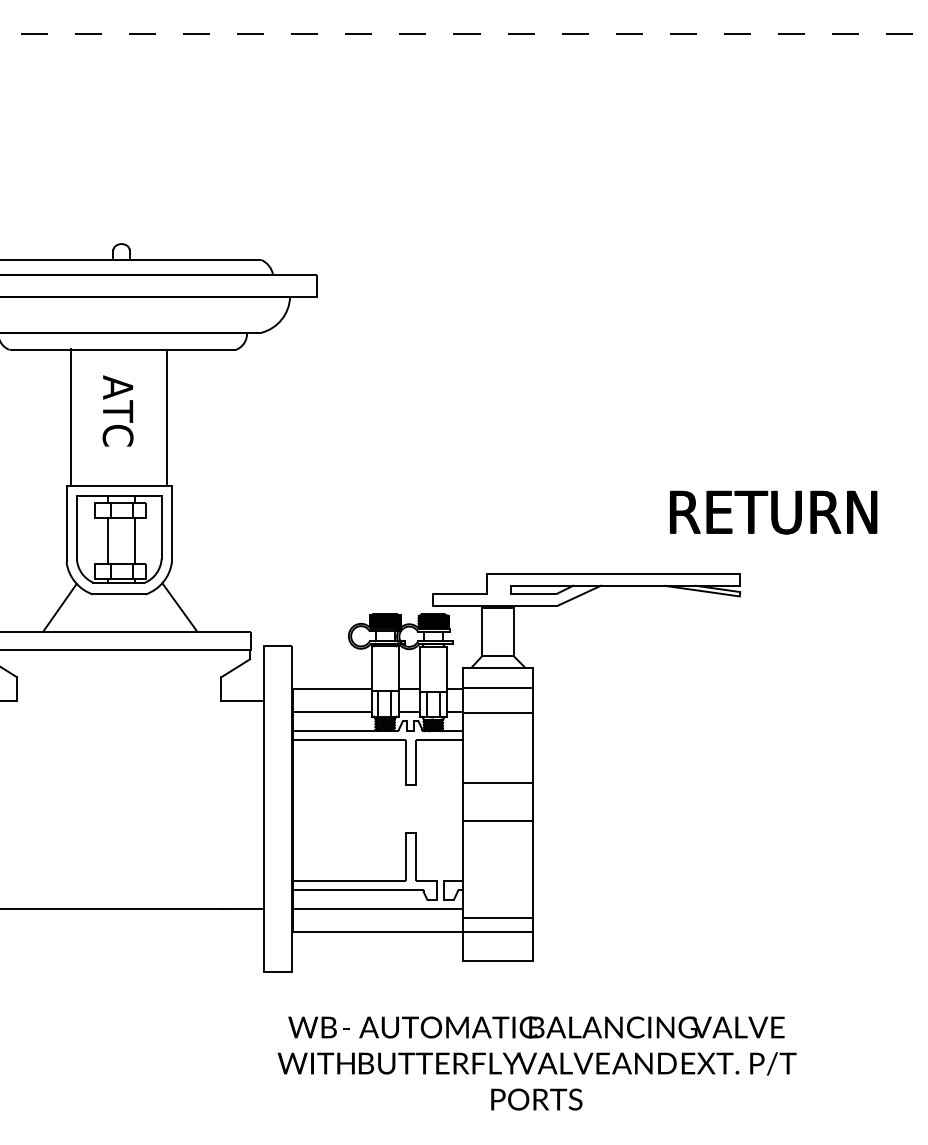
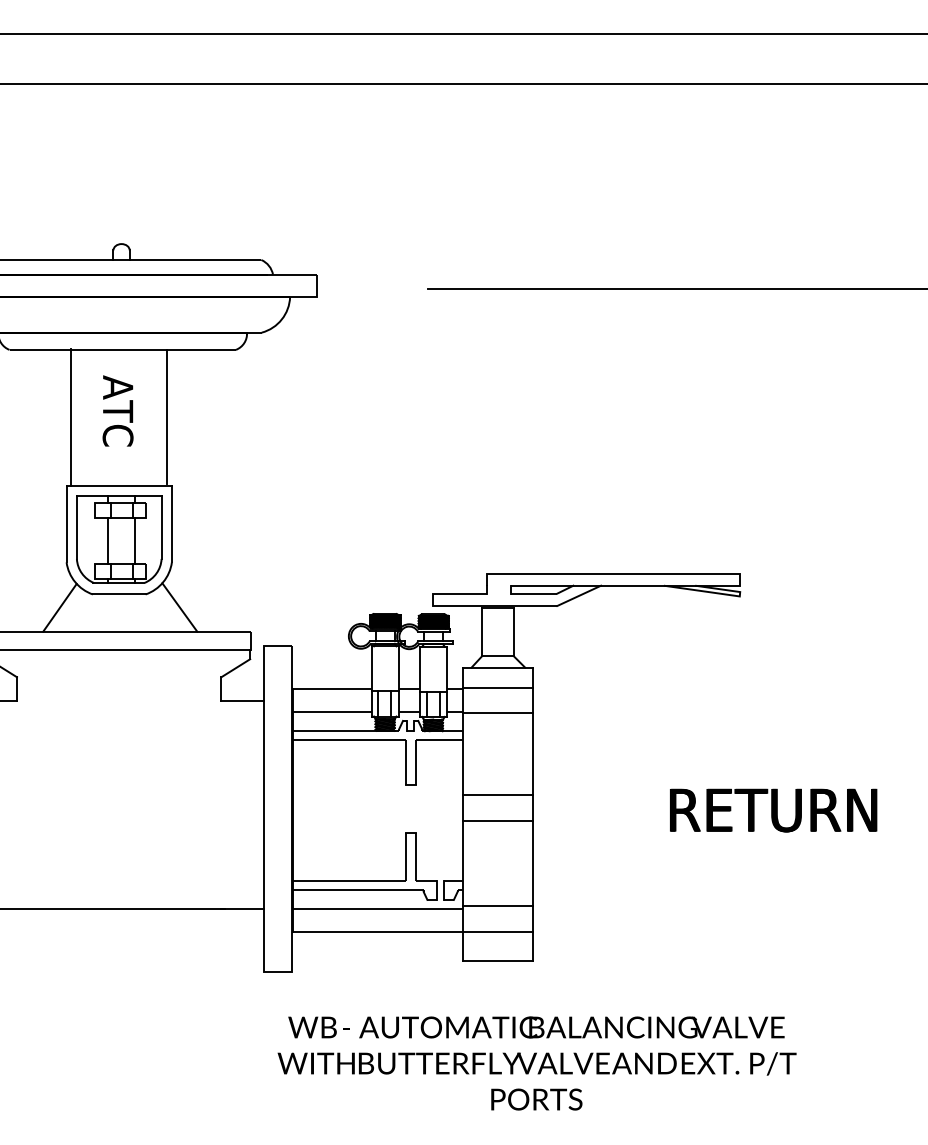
line: dashed -> solid (464, 34)
line: none -> present (463, 83)
line: none -> present (675, 288)
text position: (773, 512) -> (773, 810) (773, 810)
line position: (497, 783) -> (497, 795) (497, 795)
line position: (497, 918) -> (497, 906) (497, 906)
